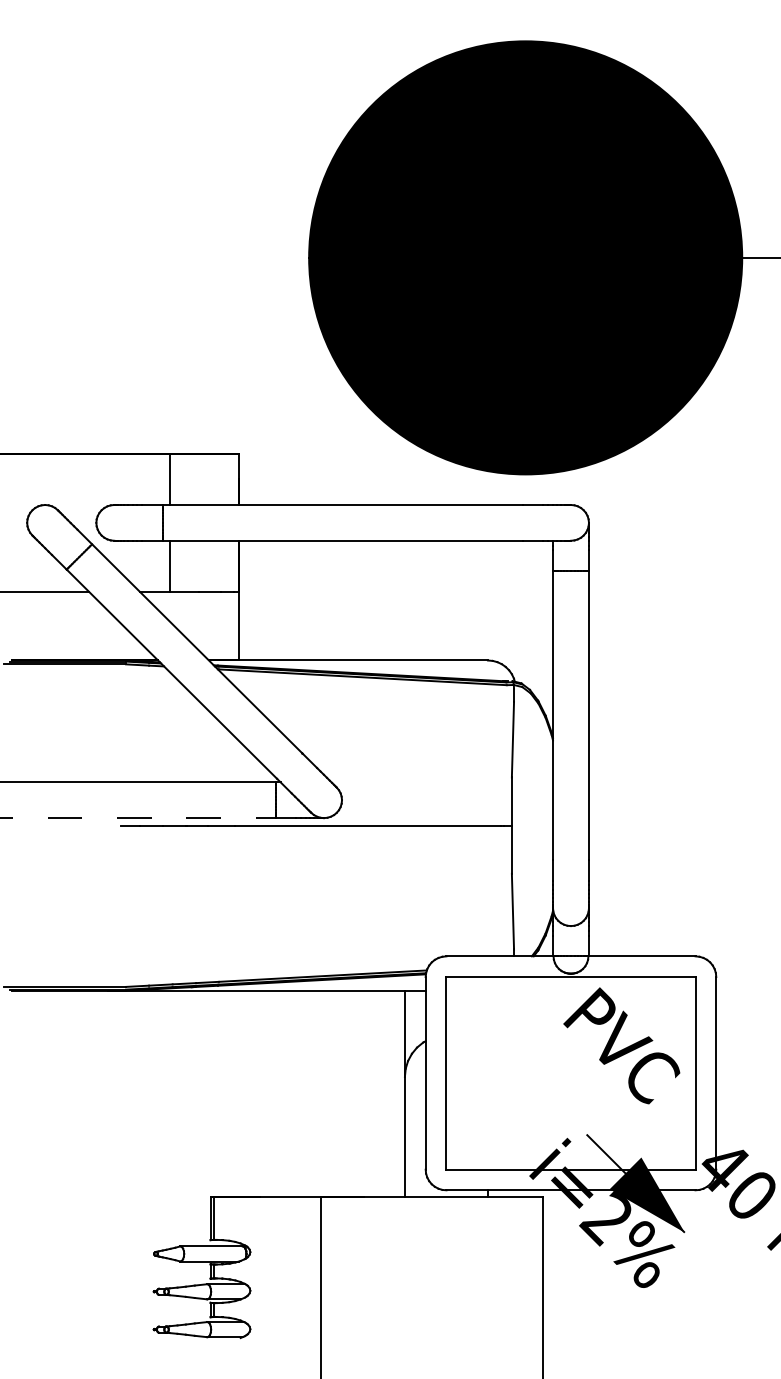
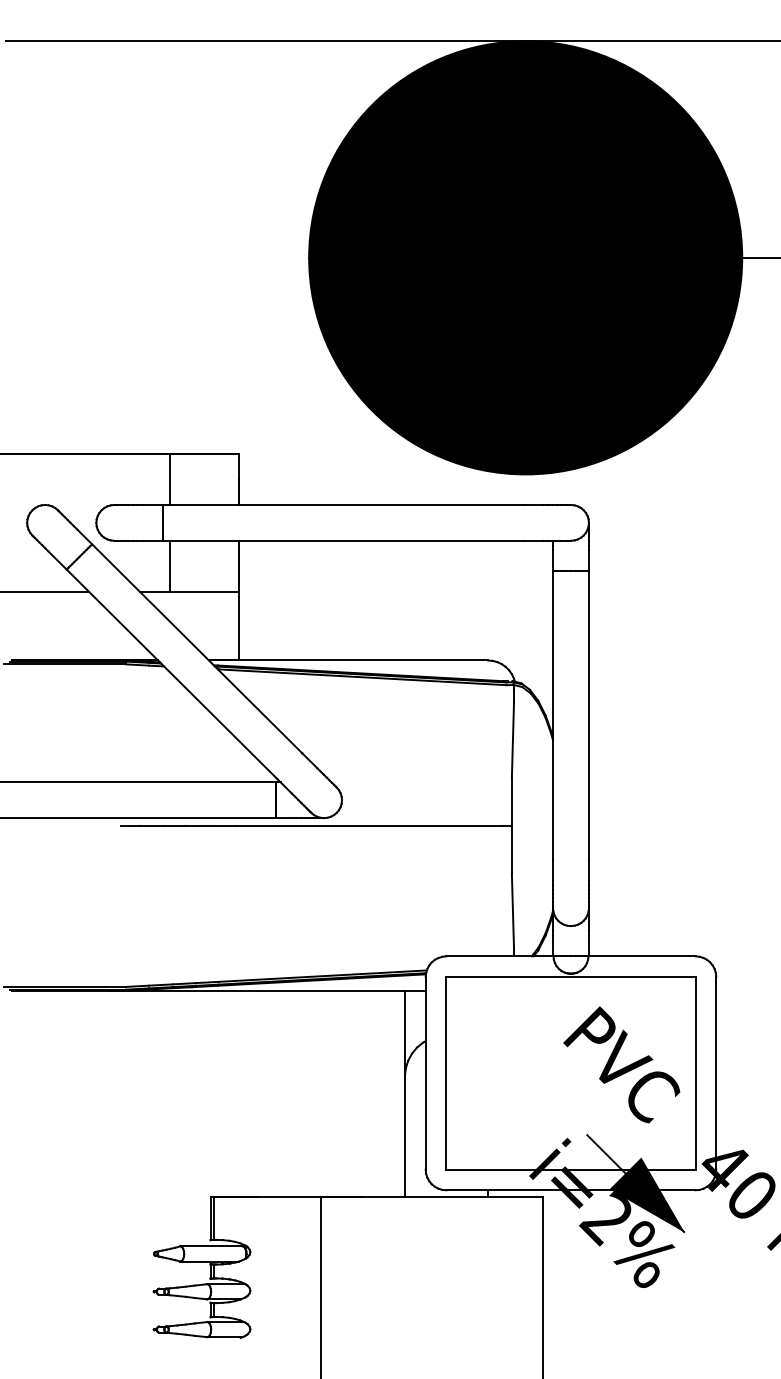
line: none -> present (391, 41)
line: dashed -> solid (137, 818)
text position: (621, 1045) -> (621, 1064) (621, 1064)
